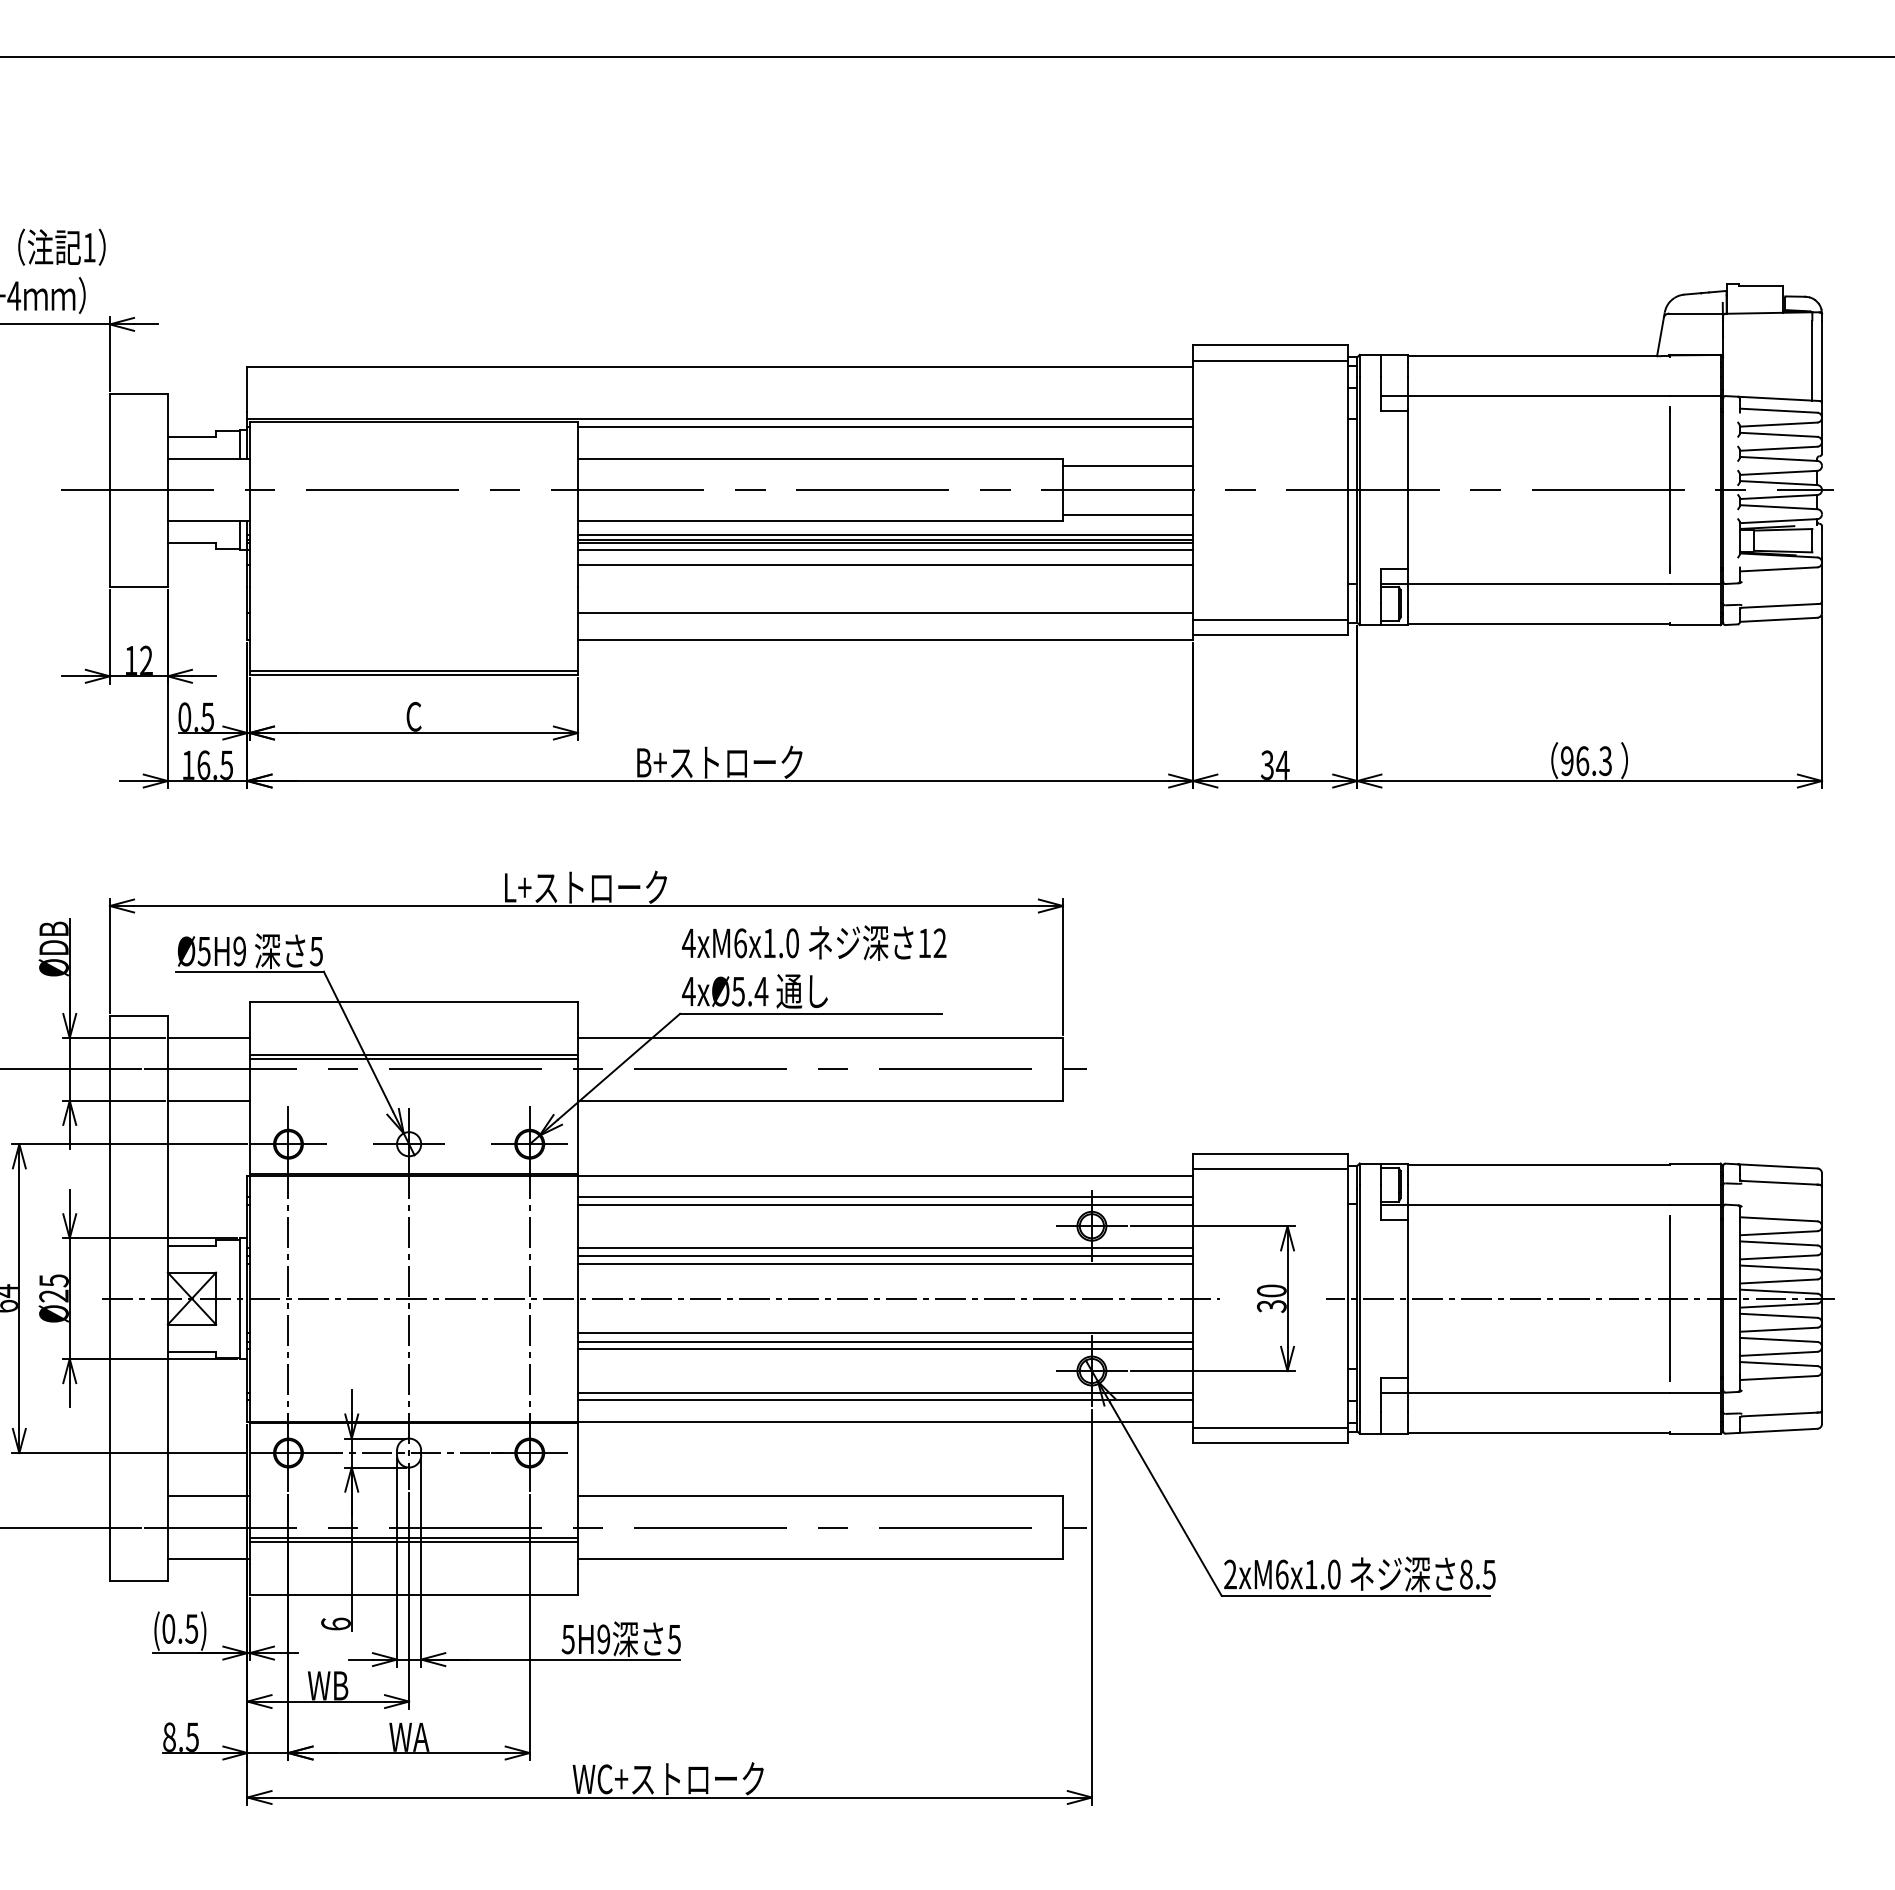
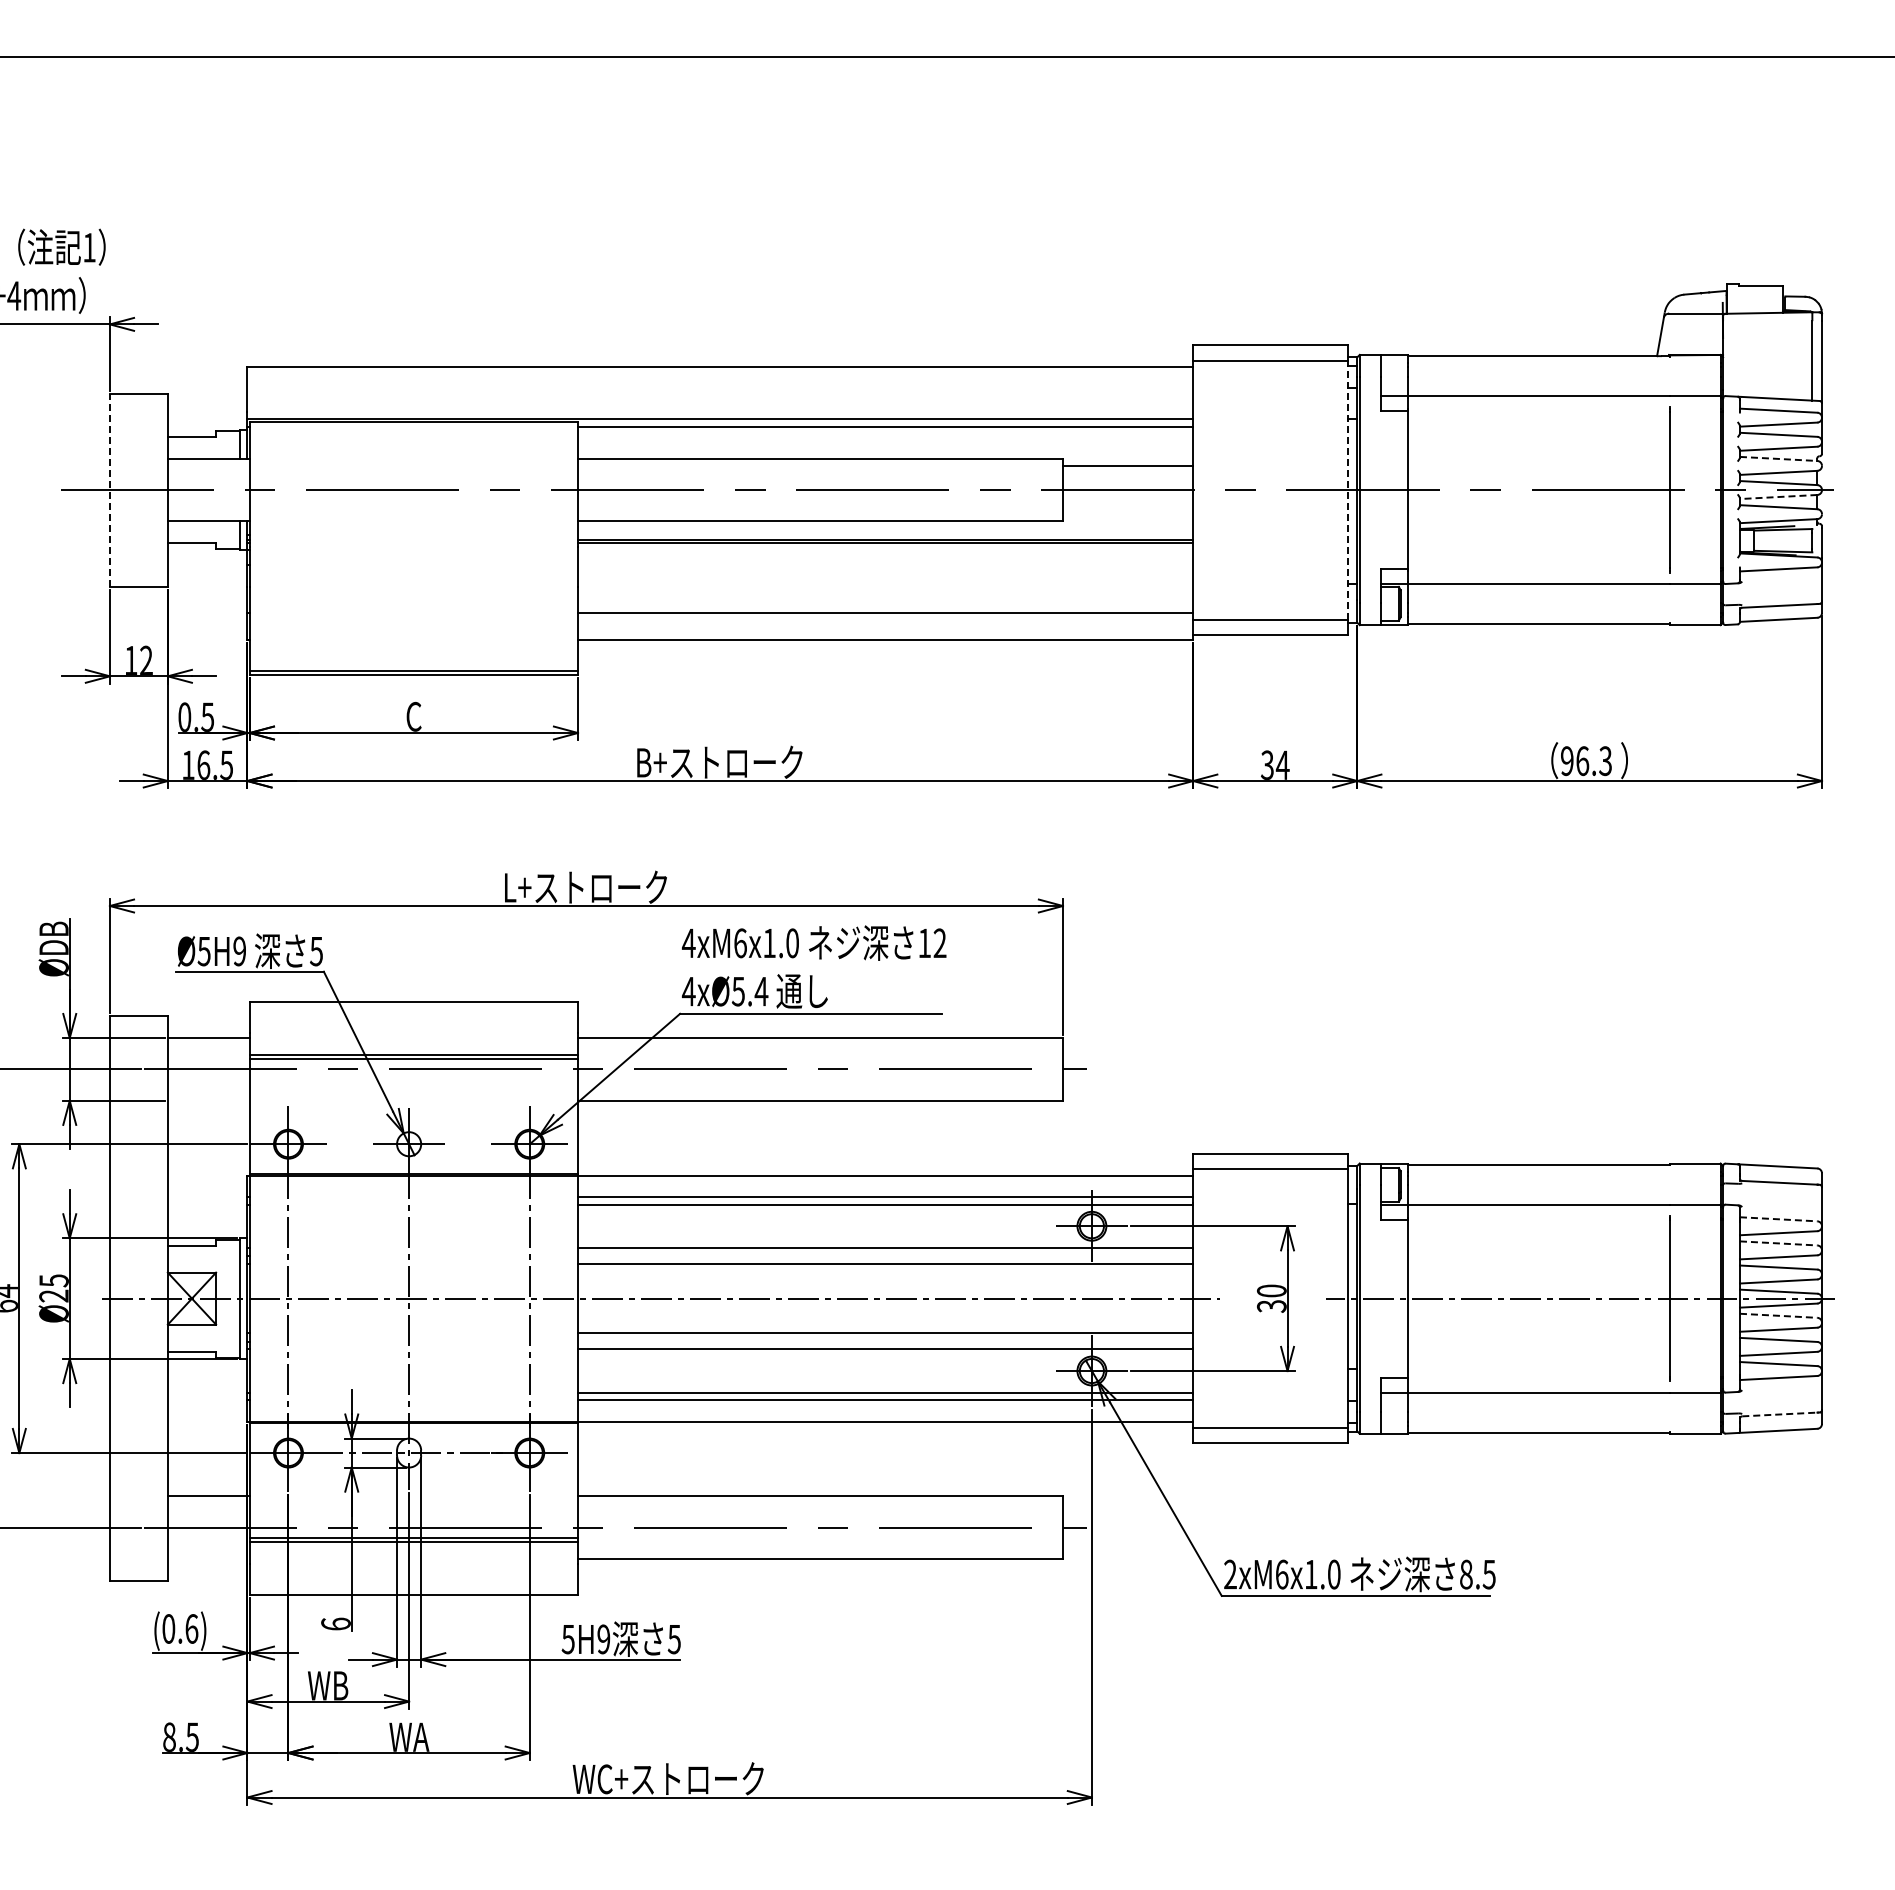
line: solid -> dashed (1778, 458)
line: solid -> dashed (1347, 489)
line: solid -> dashed (109, 490)
line: solid -> dashed (1778, 497)
line: present -> none (1127, 514)
line: present -> none (885, 534)
line: present -> none (885, 550)
line: present -> none (885, 564)
line: present -> none (208, 1100)
line: solid -> dashed (1778, 1219)
line: solid -> dashed (1778, 1243)
line: present -> none (885, 1255)
line: solid -> dashed (1778, 1315)
line: present -> none (885, 1341)
line: solid -> dashed (1779, 1414)
line: present -> none (208, 1559)
text: (0.5) -> (0.6) (191, 1628)
